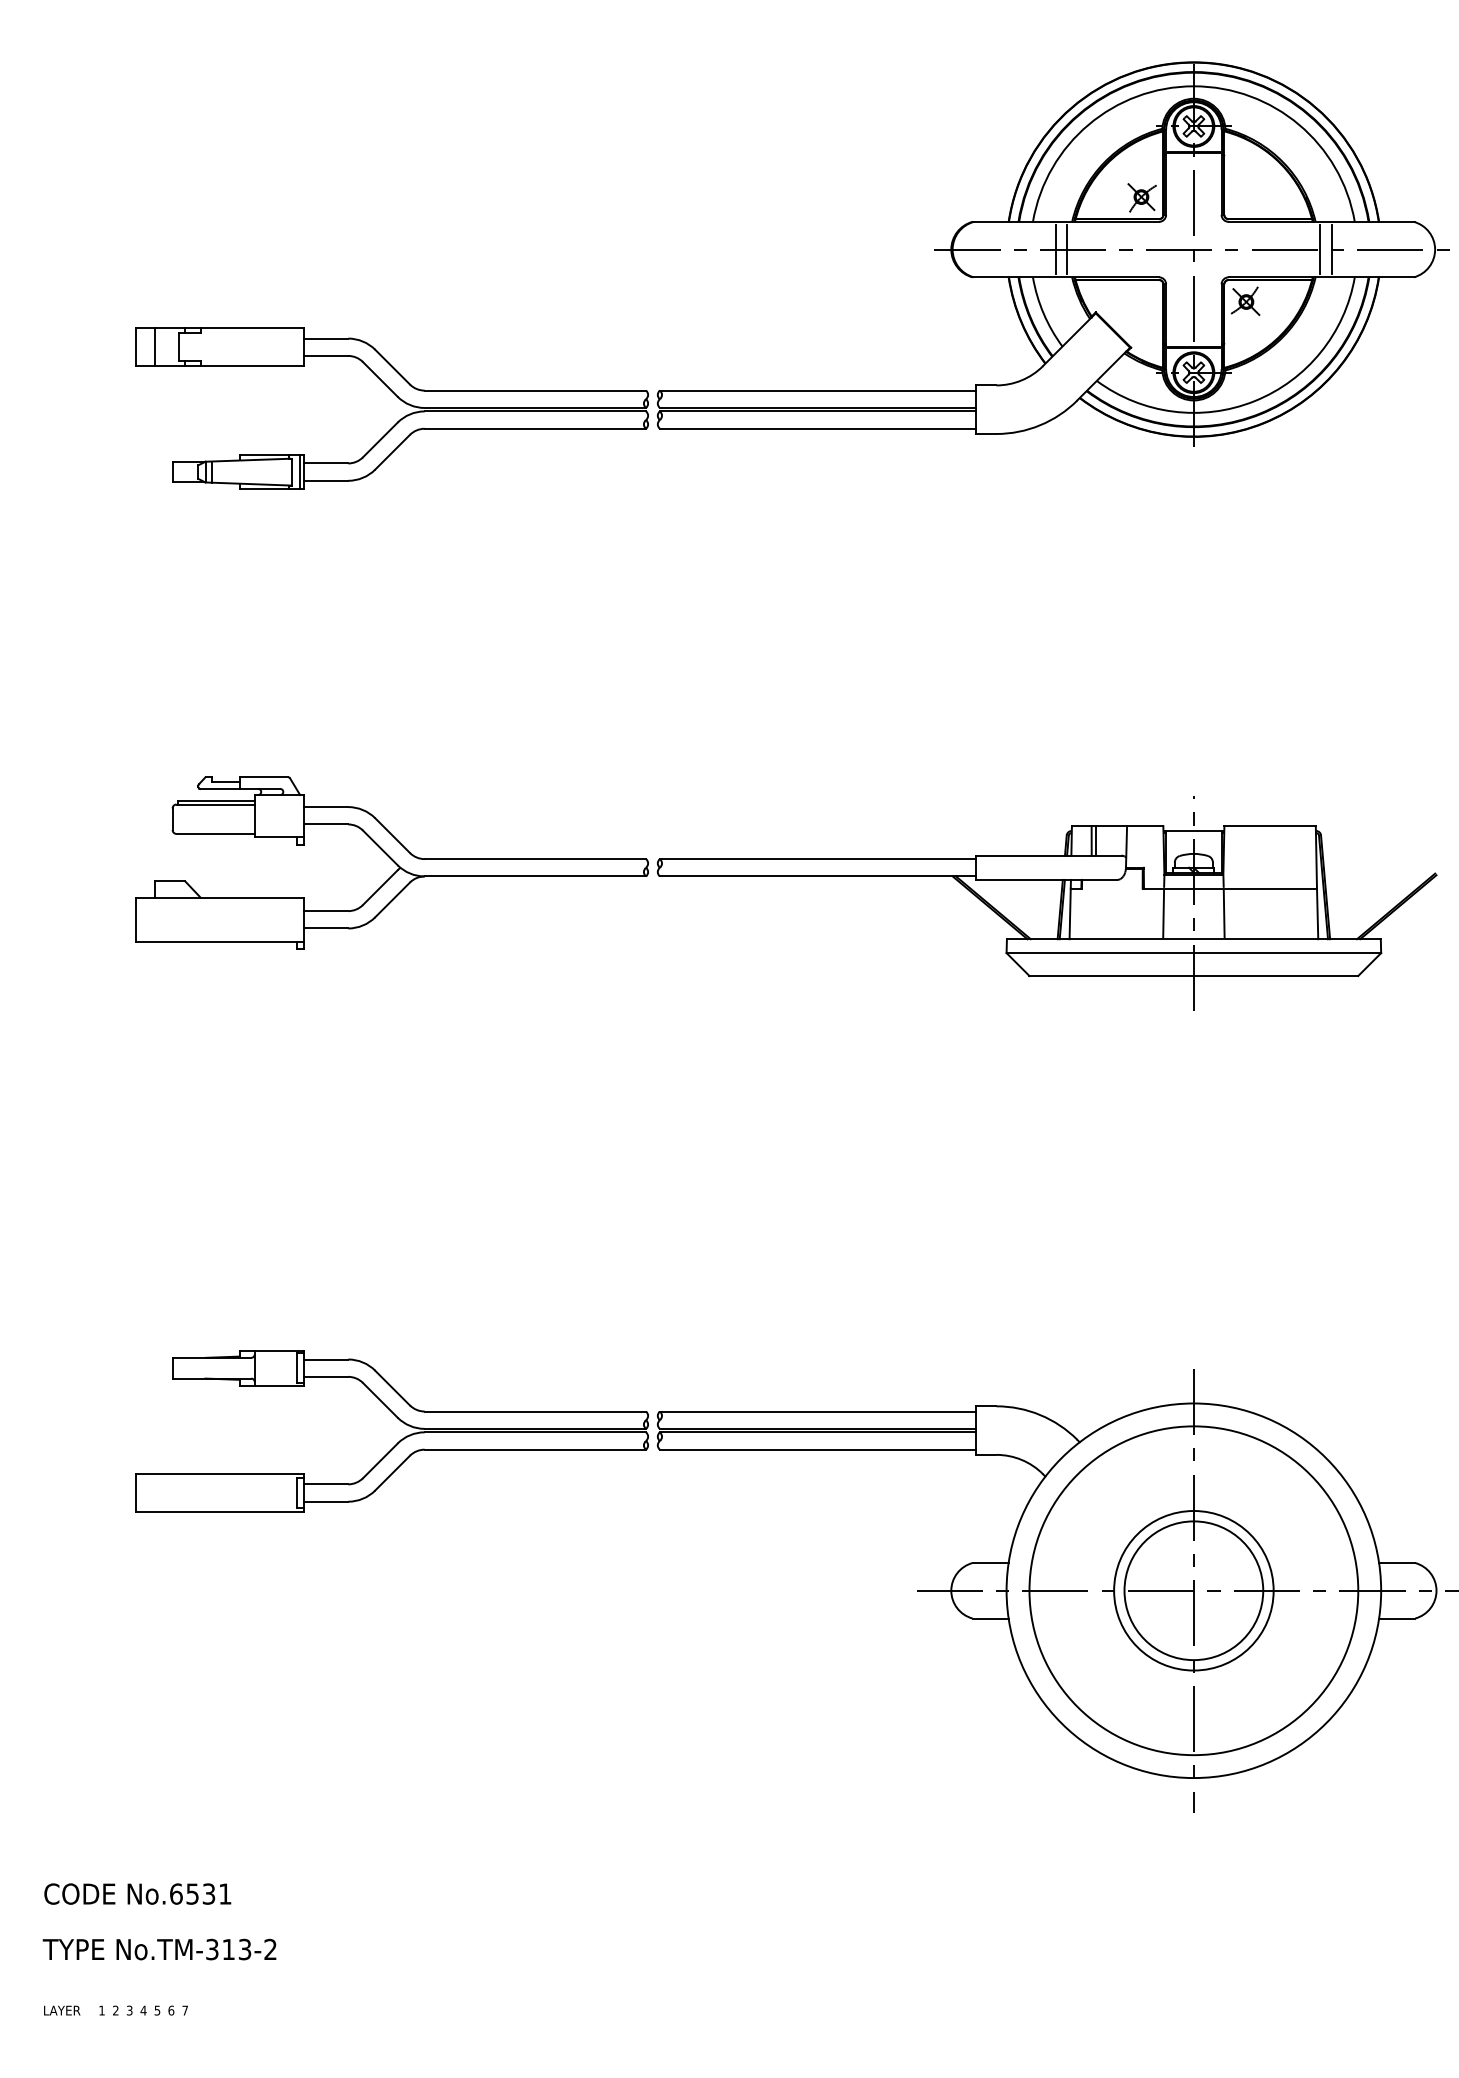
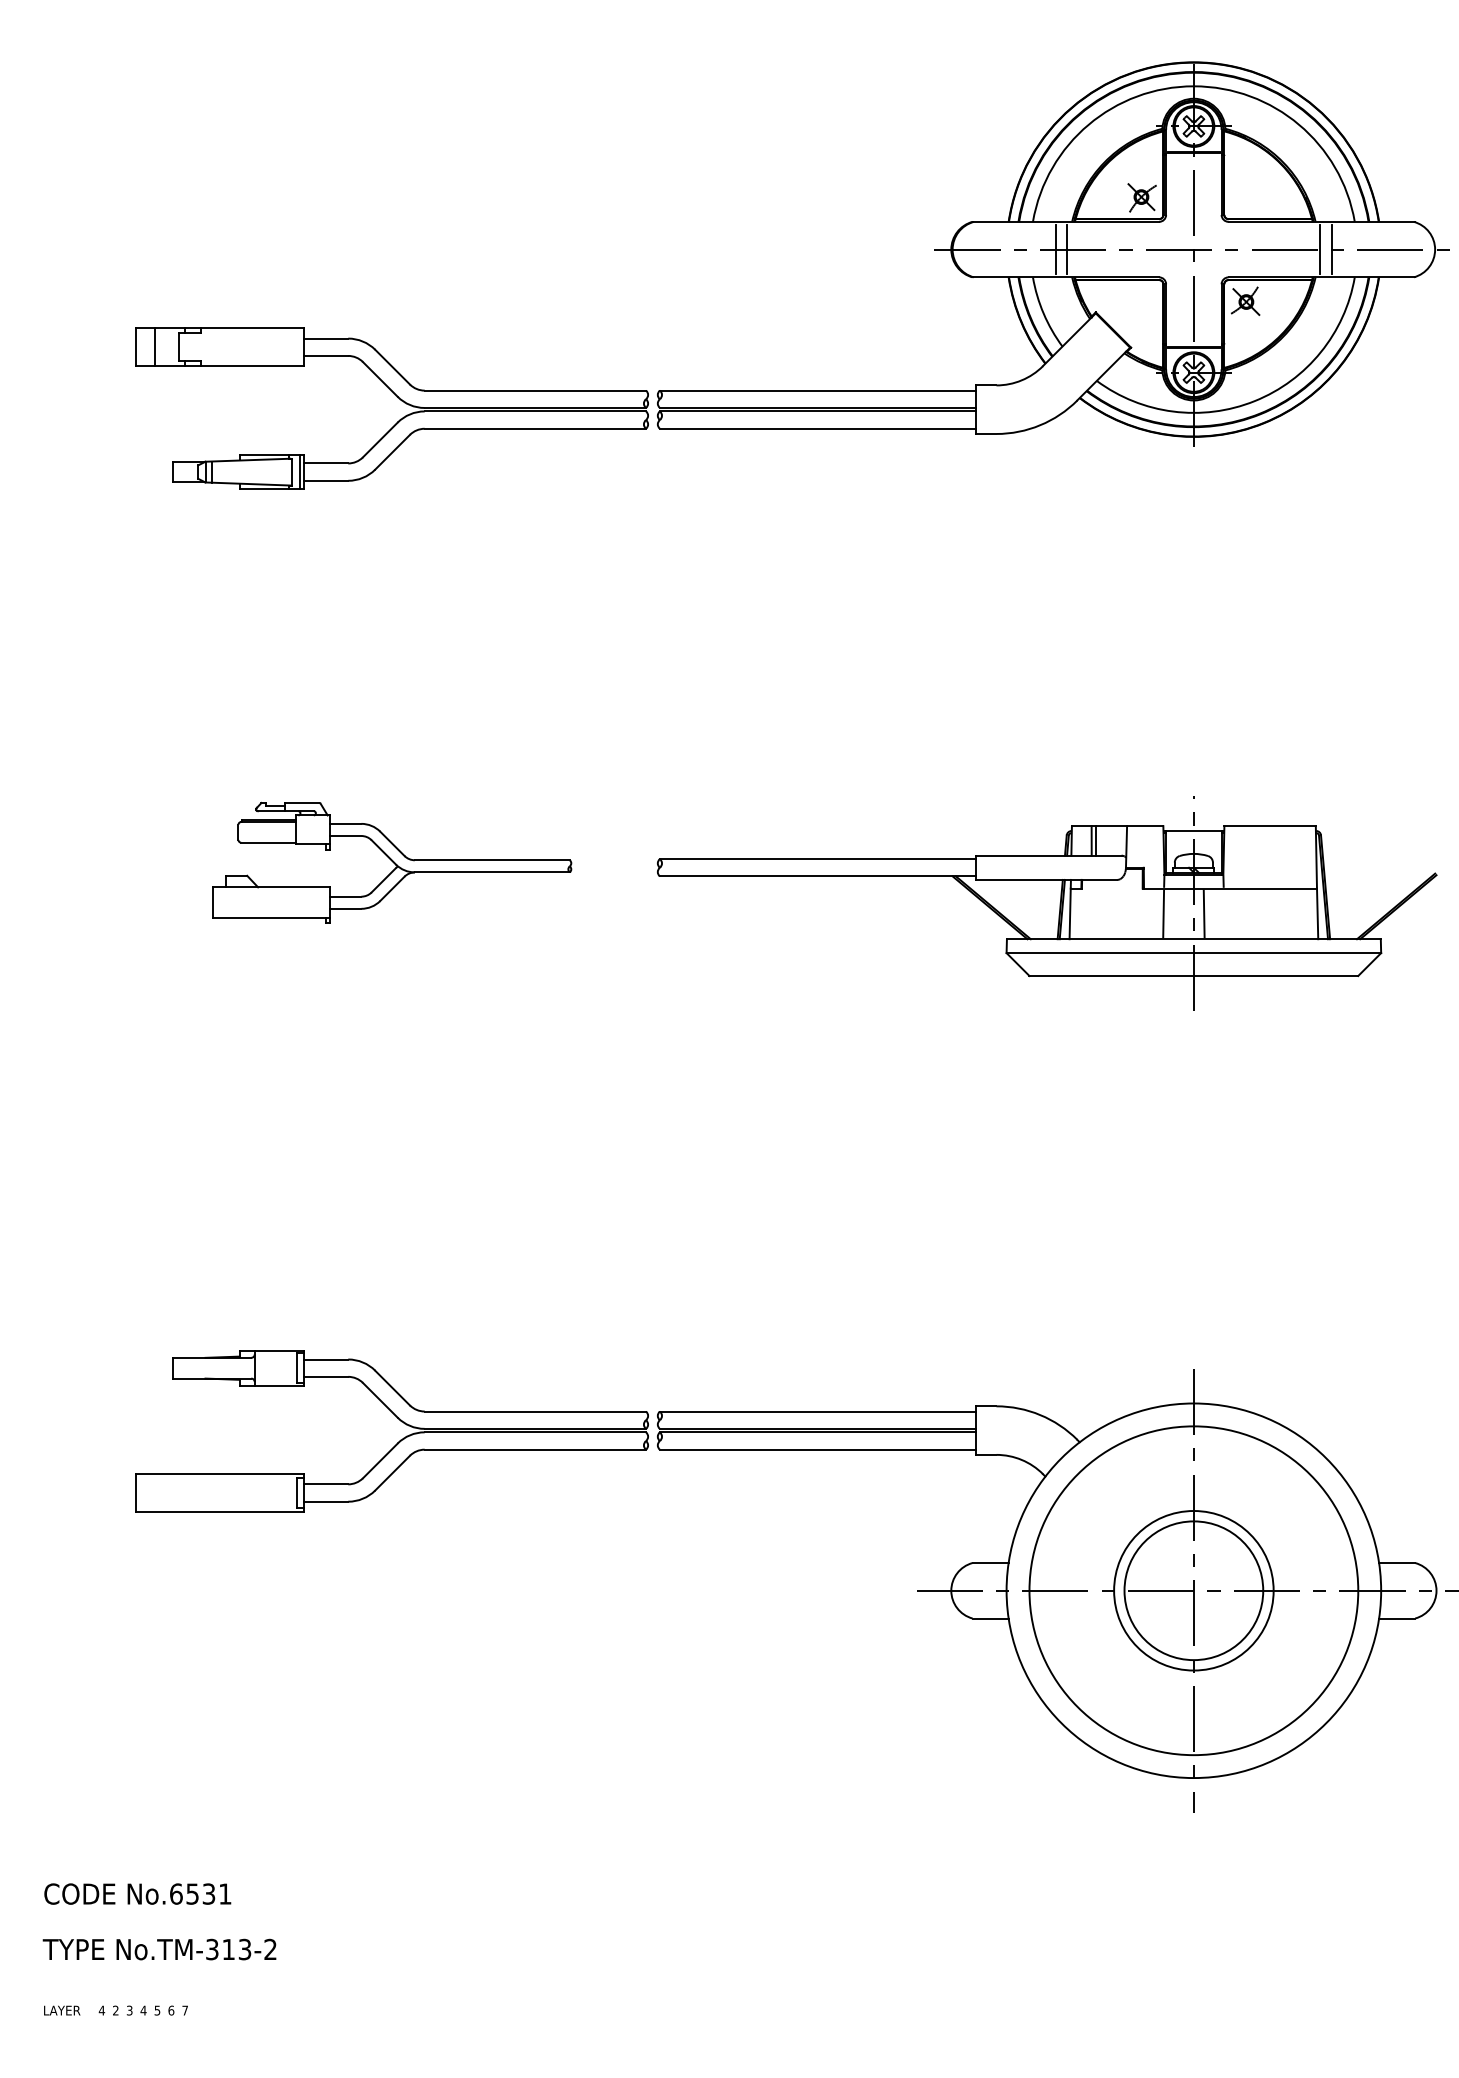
part size: 514x174 px -> 361x123 px (392, 862)
line position: (1223, 913) -> (1203, 913) (1203, 913)
text: 1 -> 4 (101, 2010)
